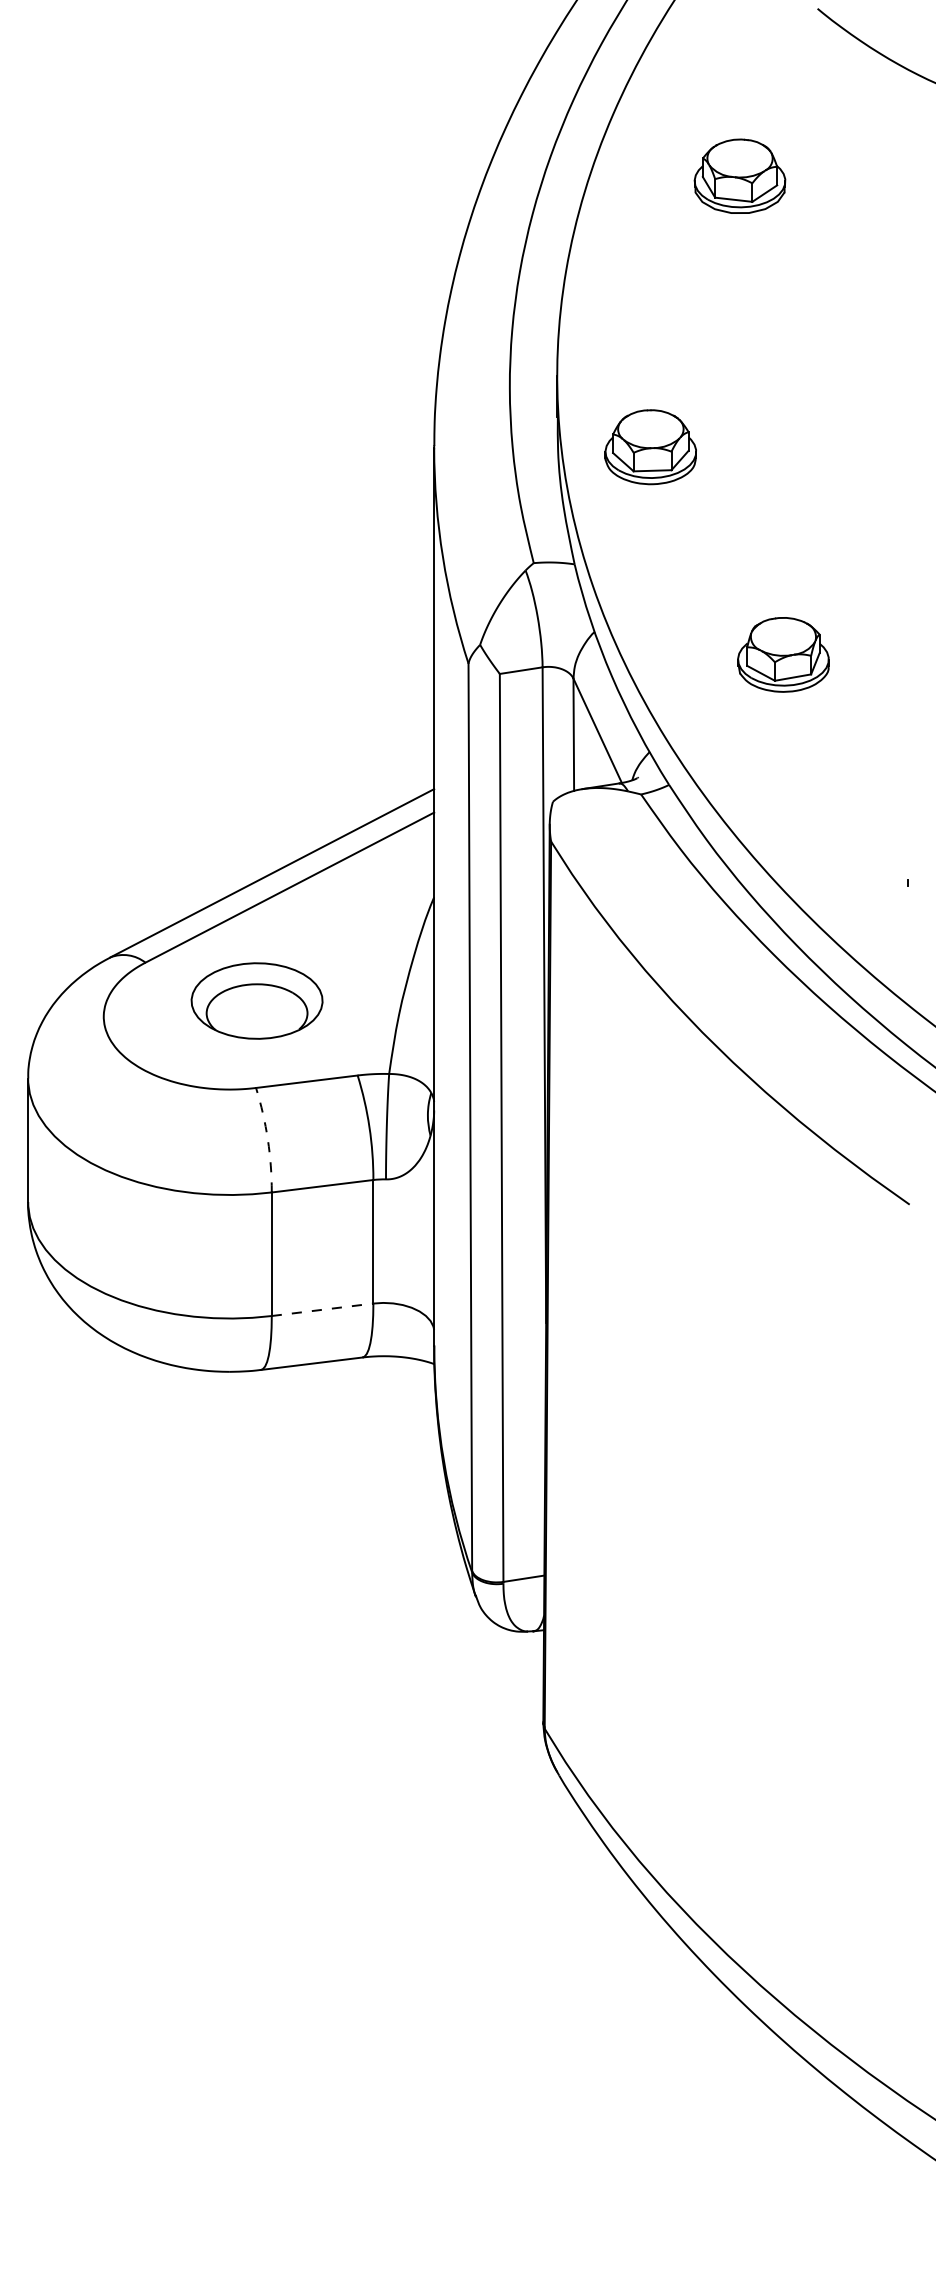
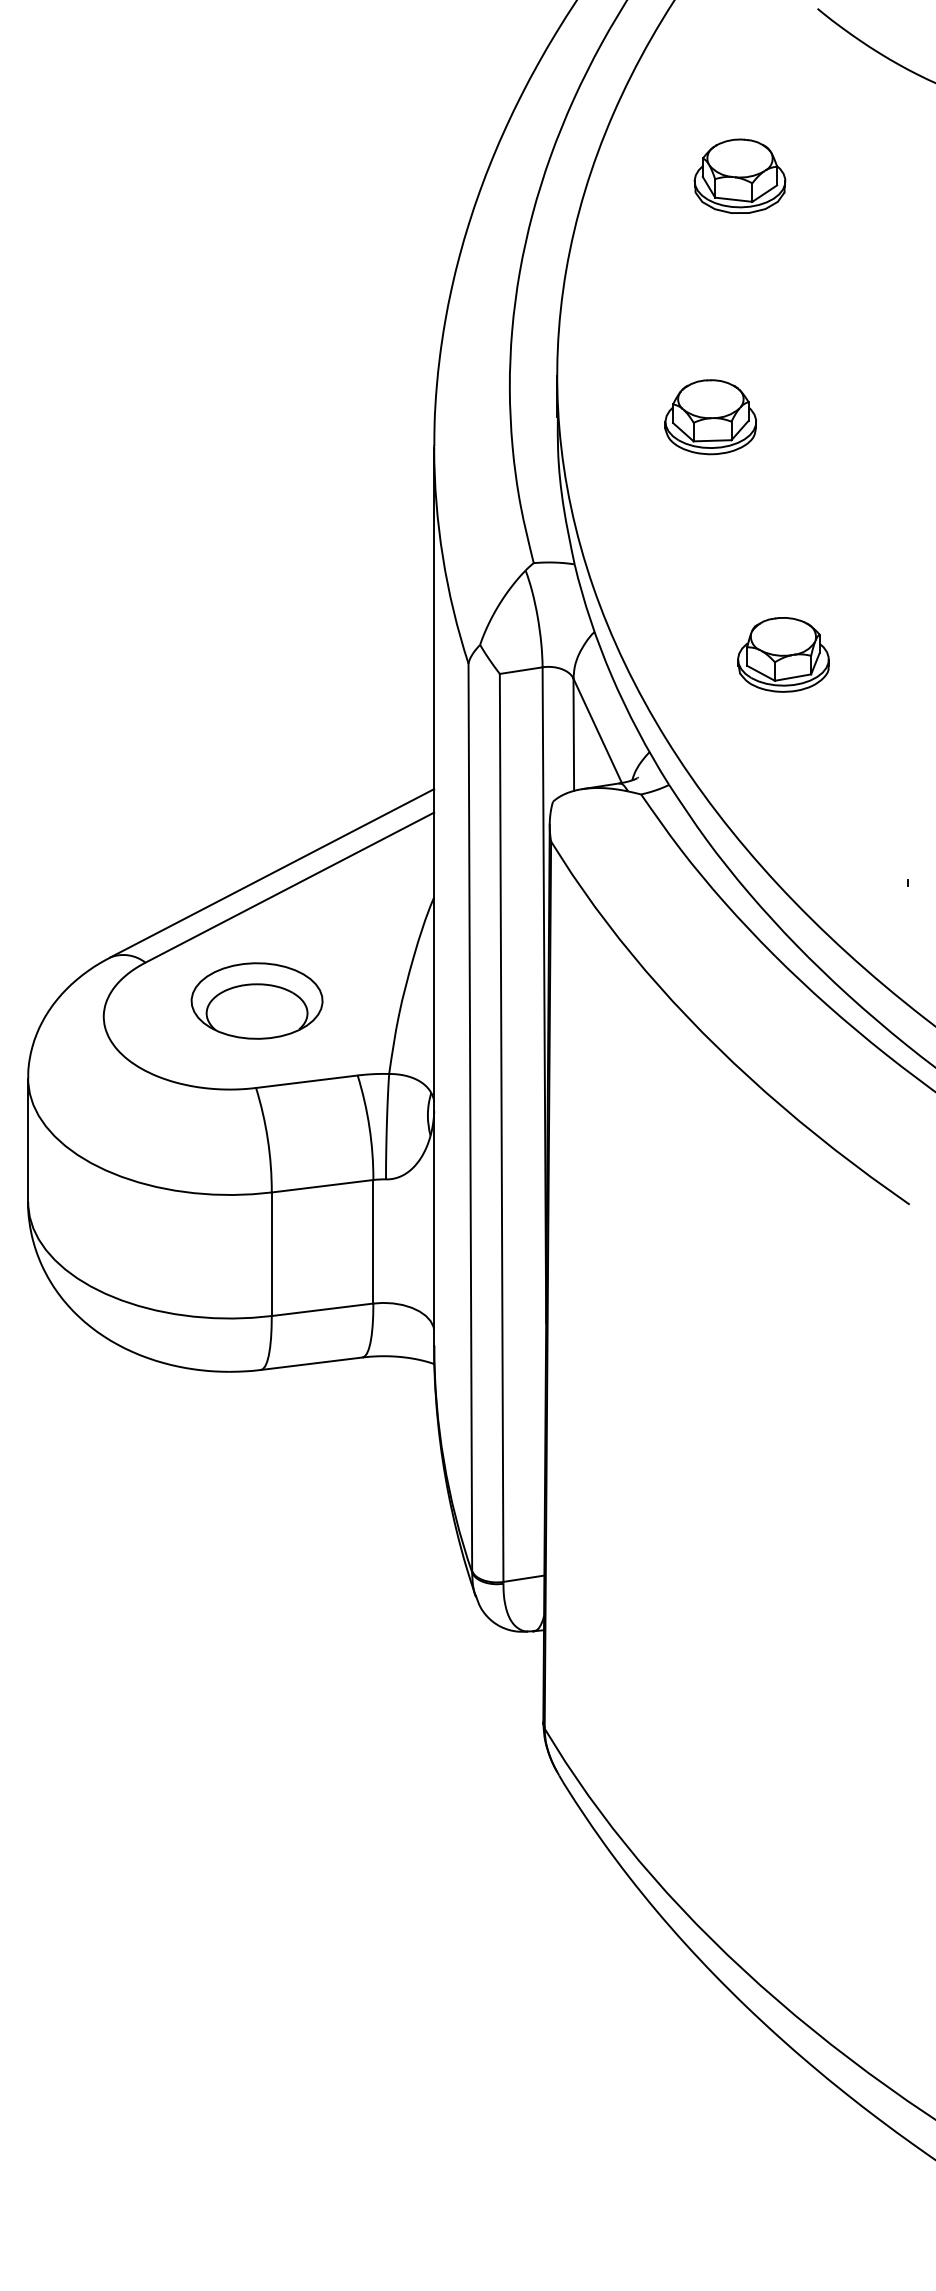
part position: (650, 447) -> (710, 417) (710, 417)
arc: dashed -> solid (267, 1139)
line: dashed -> solid (323, 1309)
